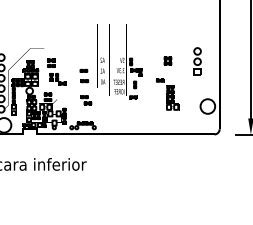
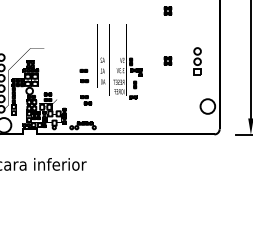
part: none -> present (167, 10)
part: present -> none (56, 71)
part: present -> none (167, 94)
